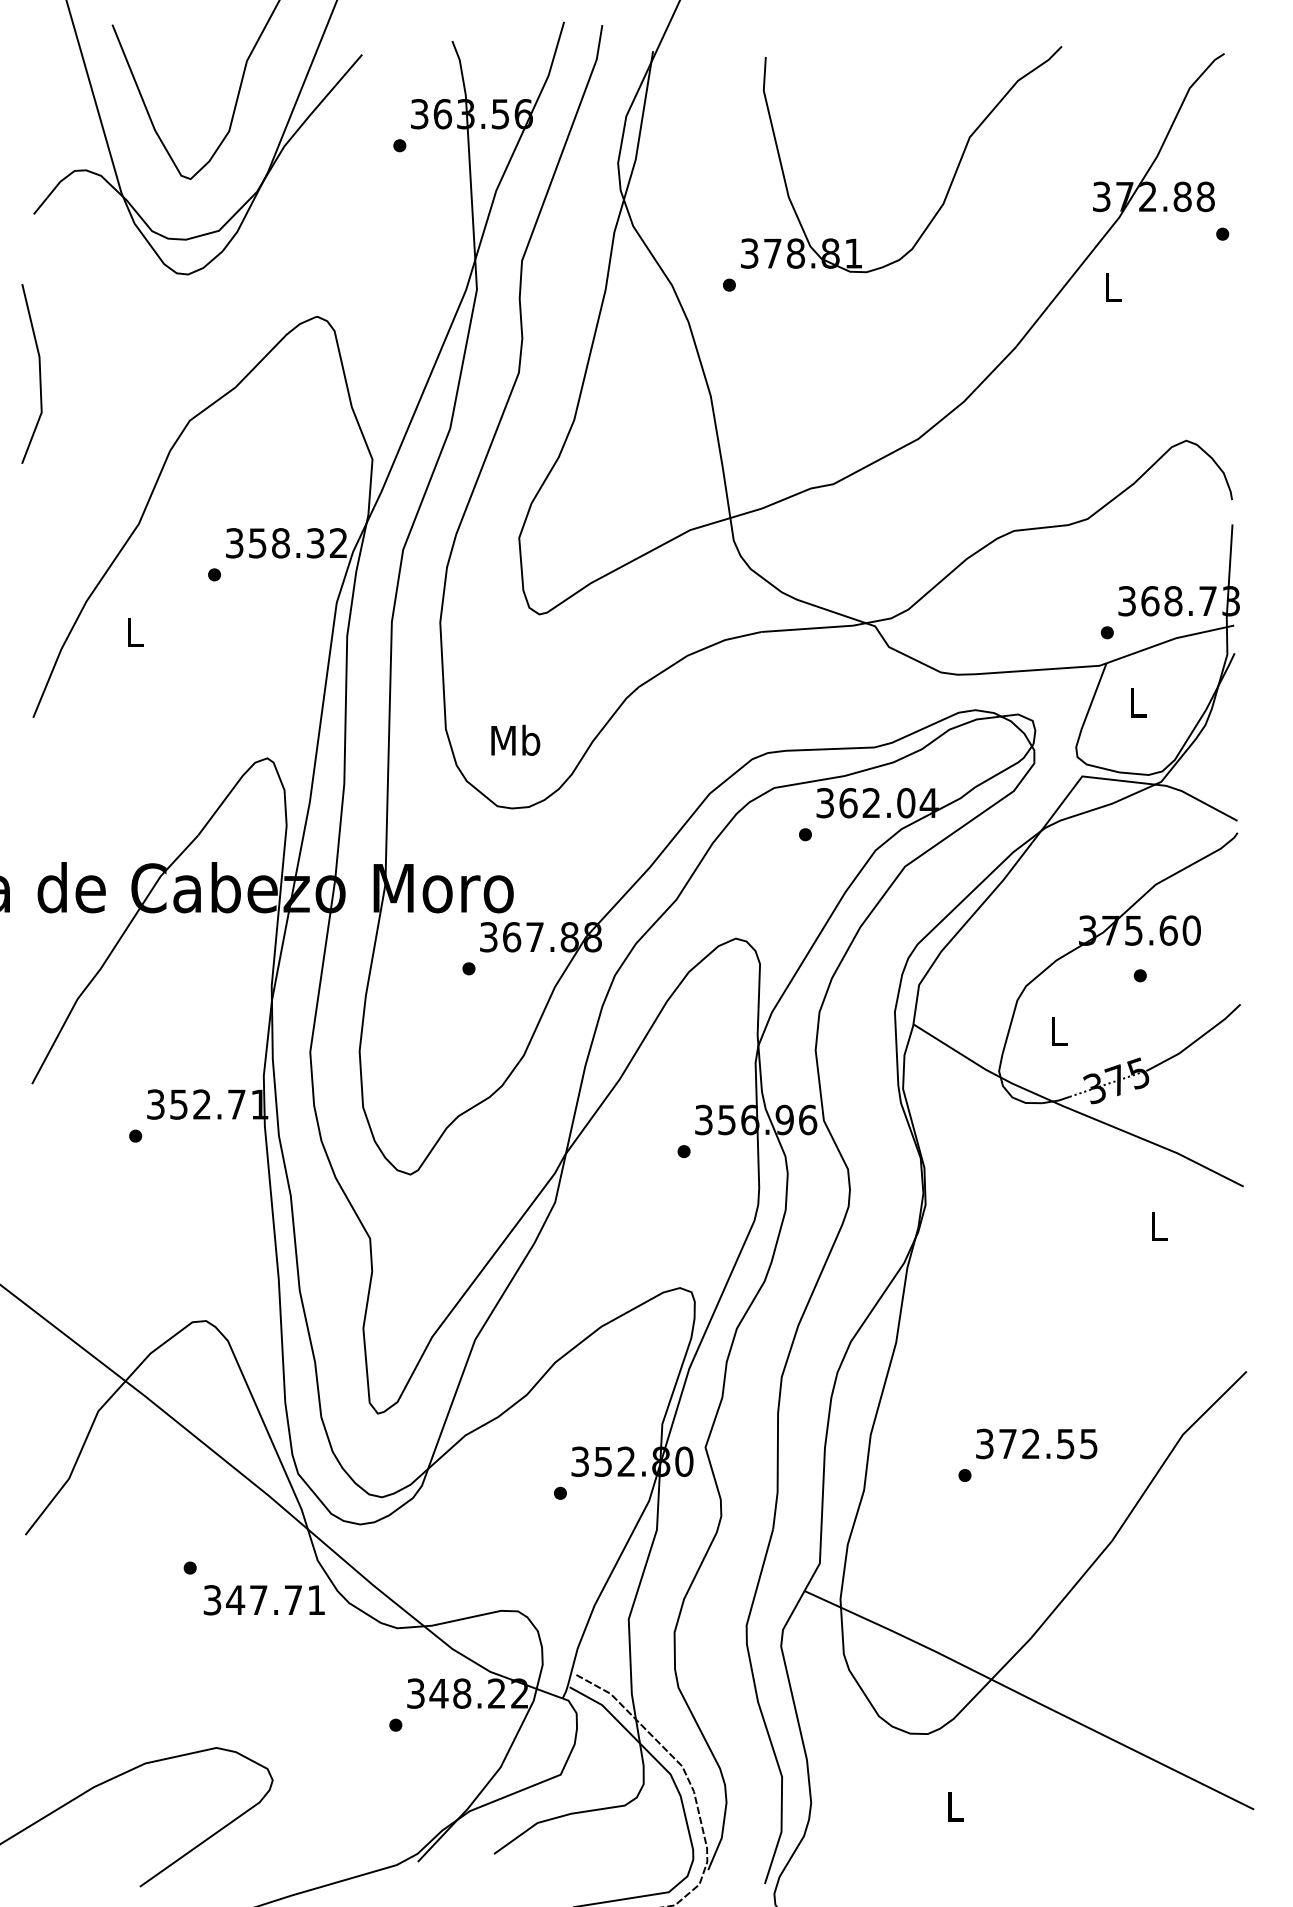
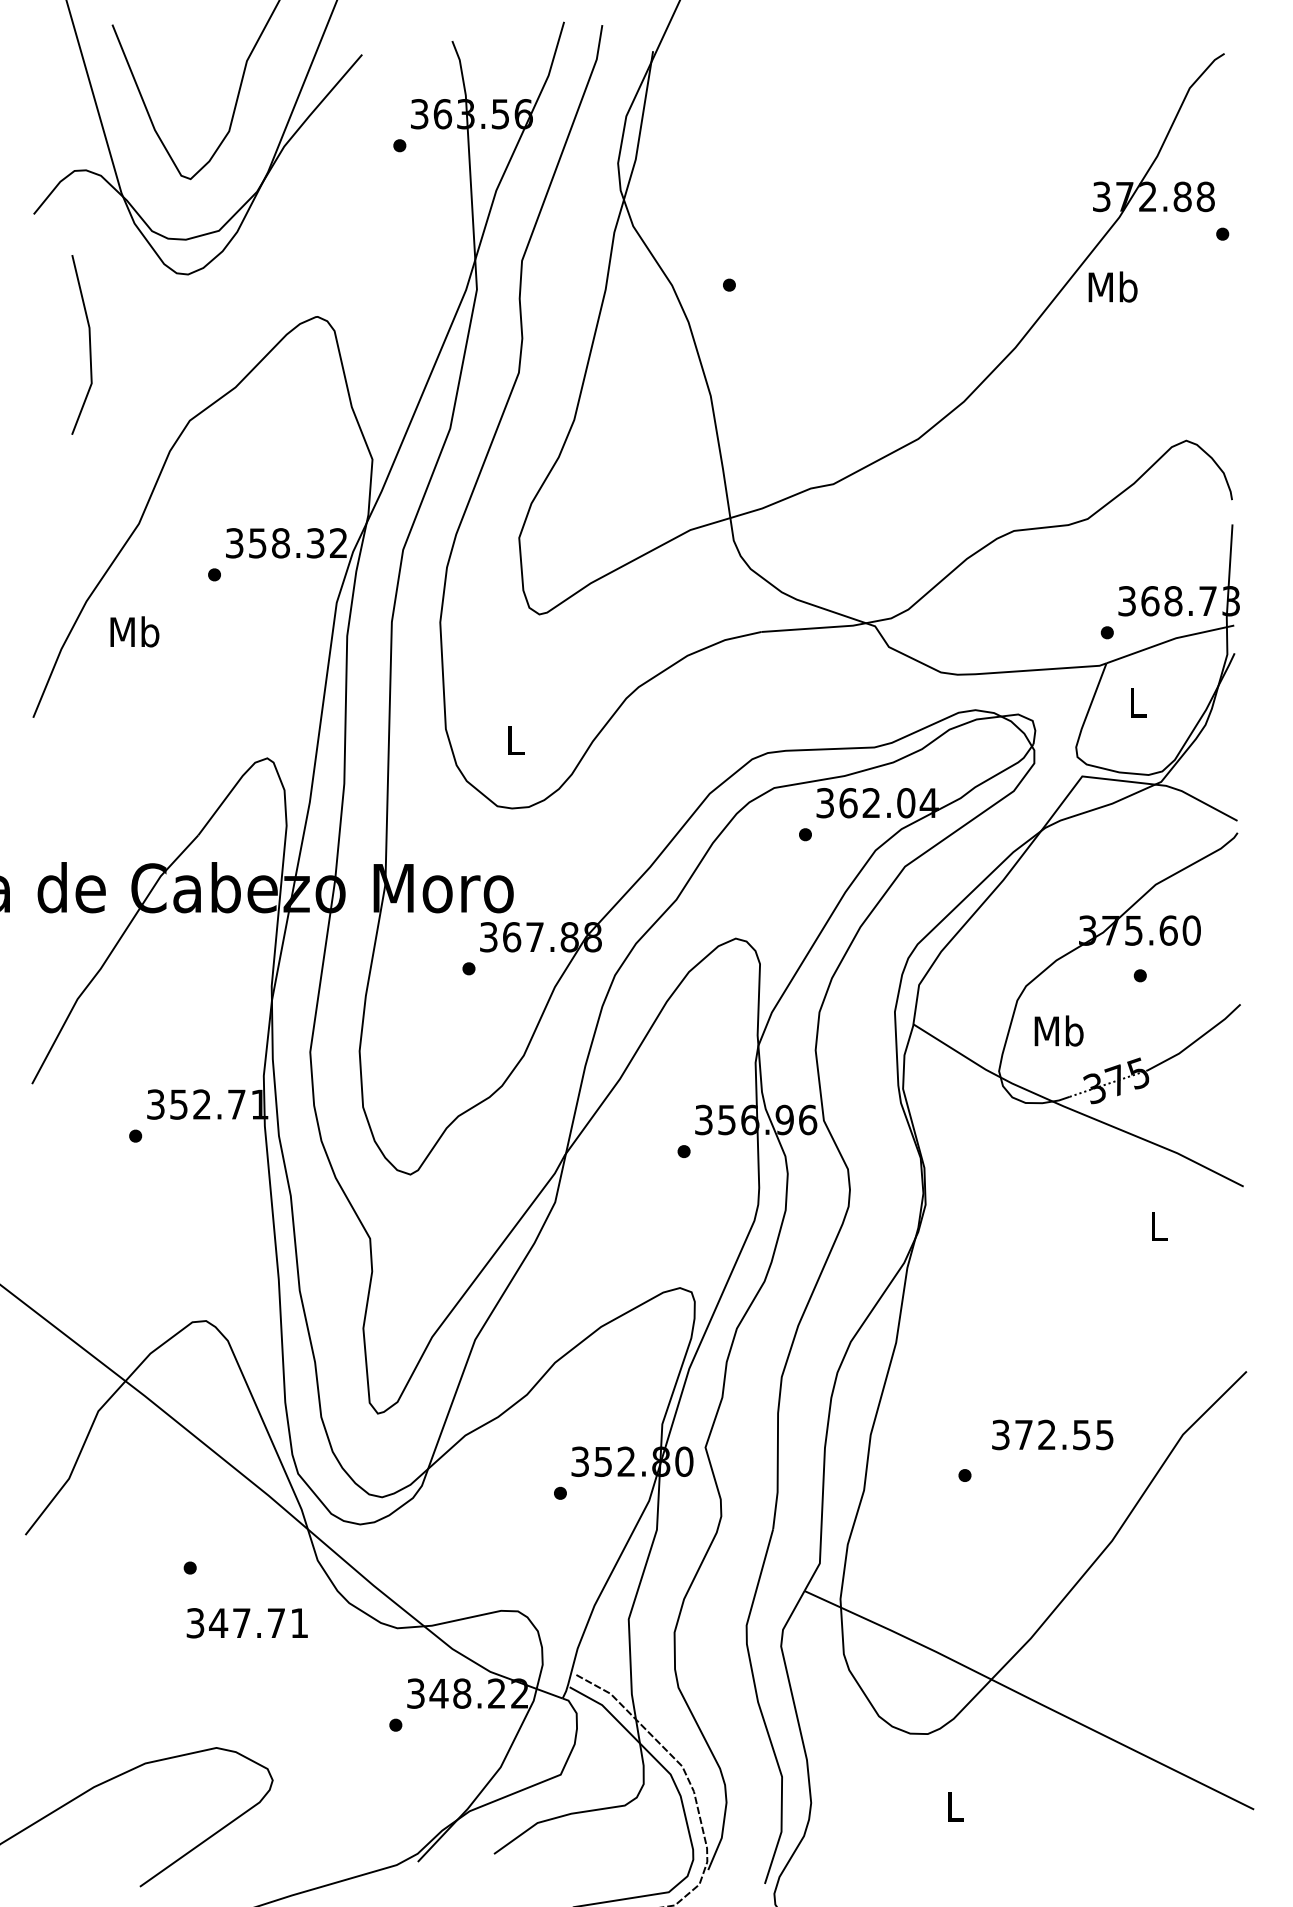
part: present -> none (952, 177)
text: L -> Mb (1112, 286)
line position: (39, 373) -> (89, 344) (89, 344)
text: L -> Mb (134, 631)
text: Mb -> L (515, 739)
text: L -> Mb (1058, 1030)
text position: (1036, 1443) -> (1052, 1434) (1052, 1434)
text position: (263, 1600) -> (246, 1623) (246, 1623)
